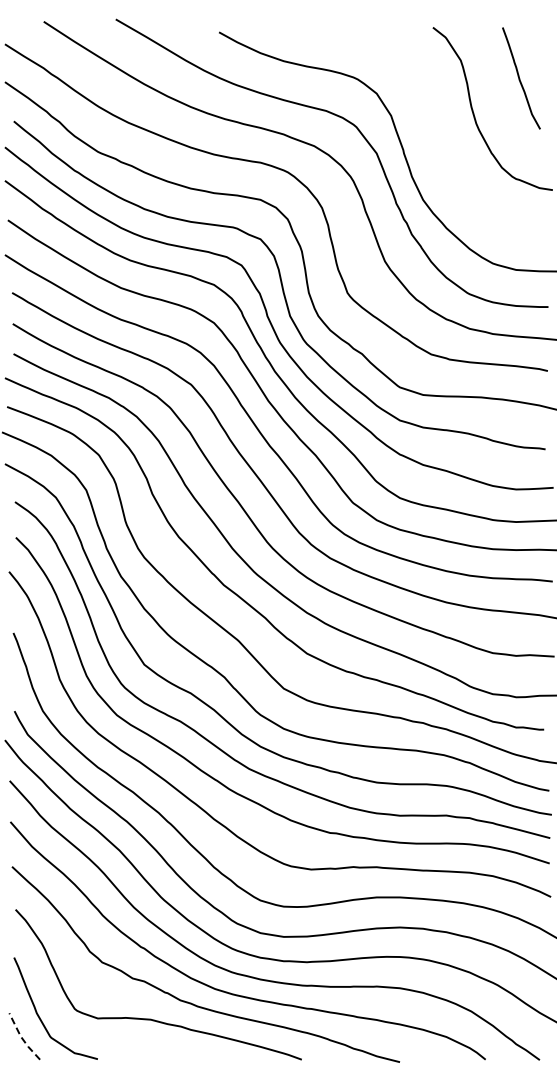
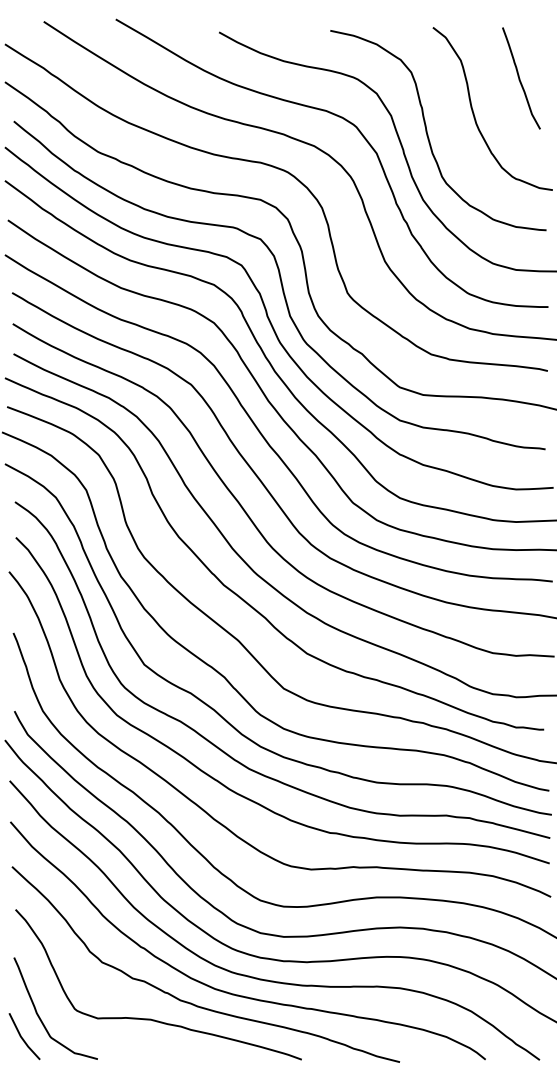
curve: none -> present (428, 134)
line: dashed -> solid (21, 1038)
